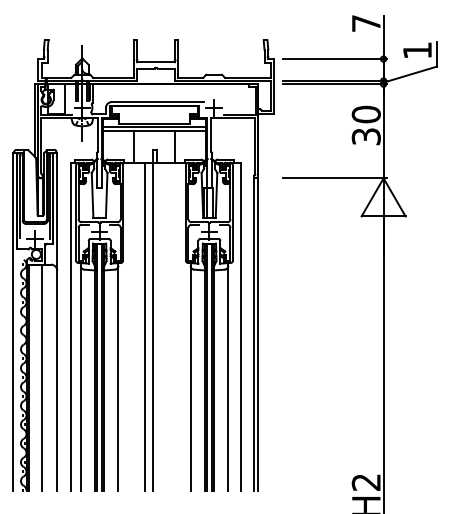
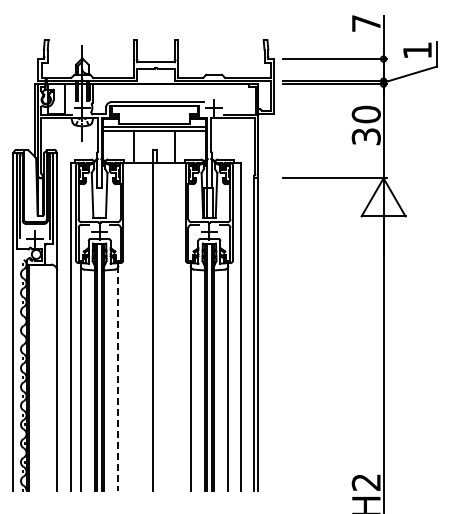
line: present -> none (145, 326)
line: present -> none (42, 377)
line: solid -> dashed (118, 378)
